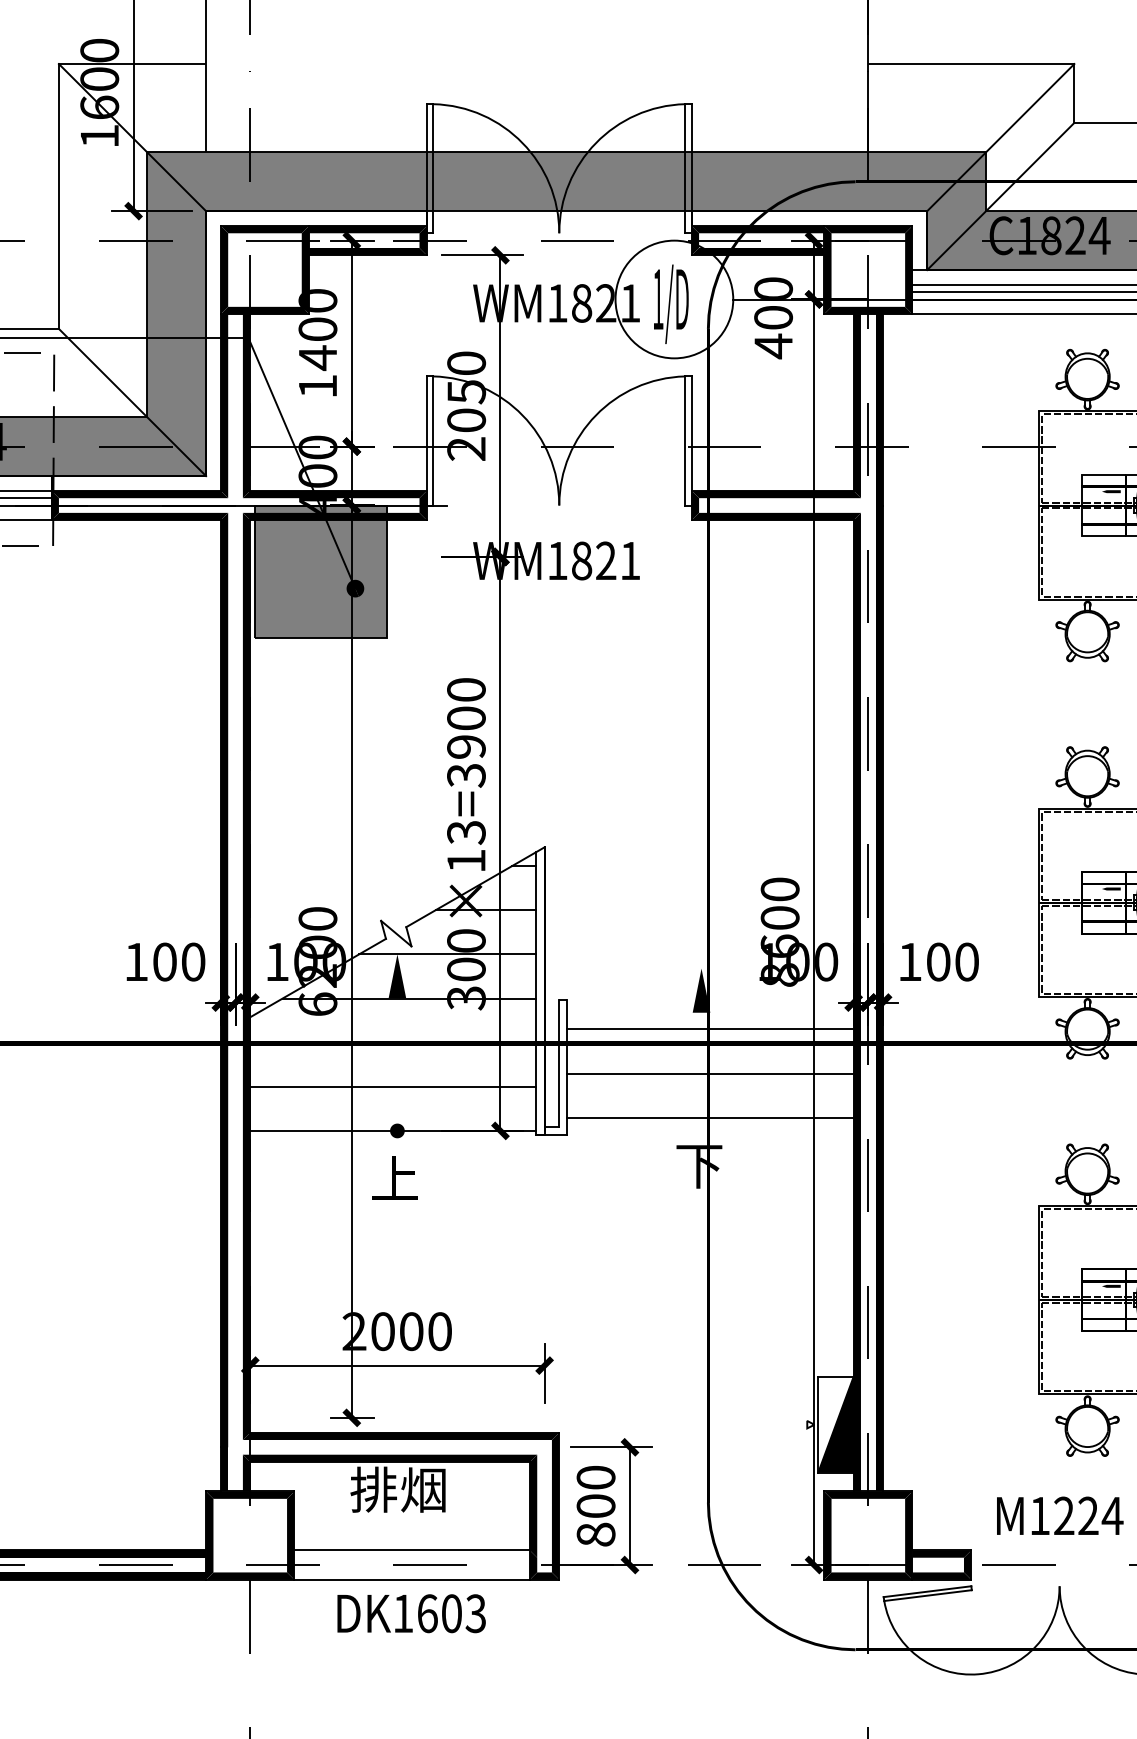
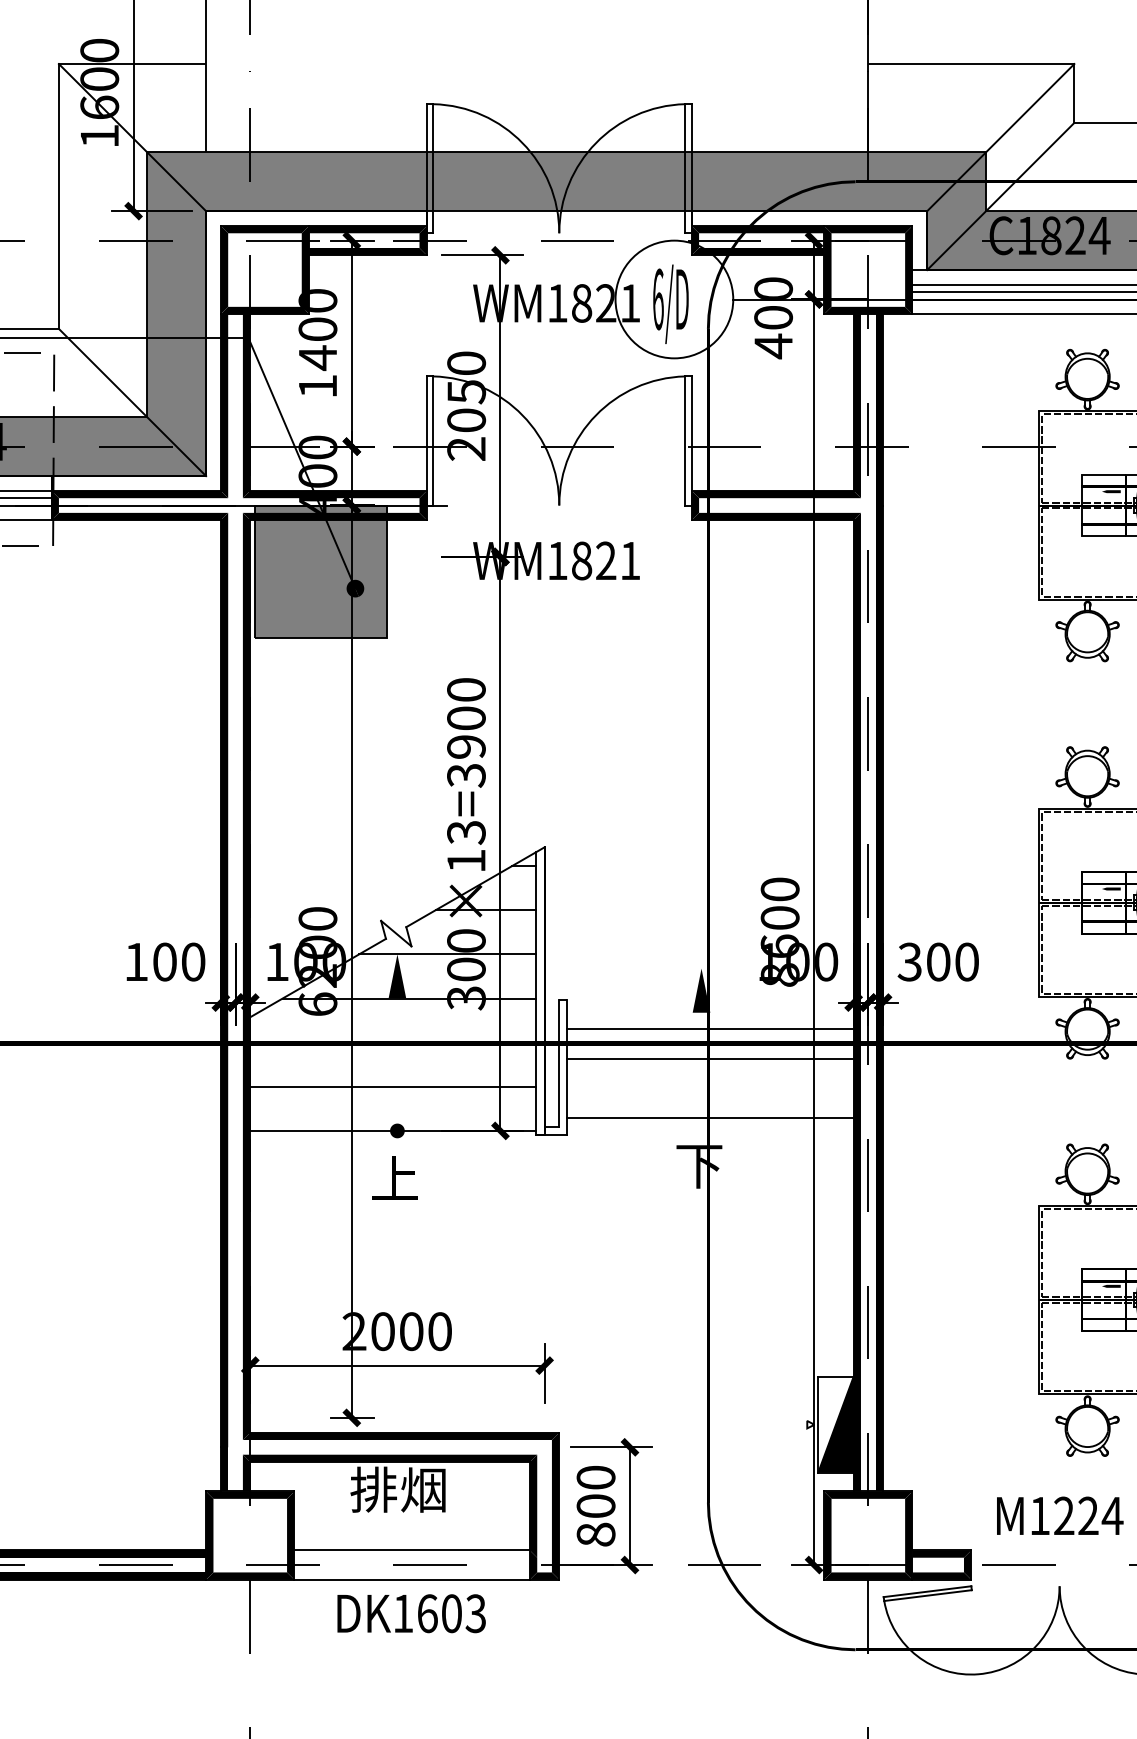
text: 1/D -> 6/D (658, 299)
text: 100 -> 300 (909, 961)
line position: (709, 1073) -> (709, 1058) (709, 1058)
